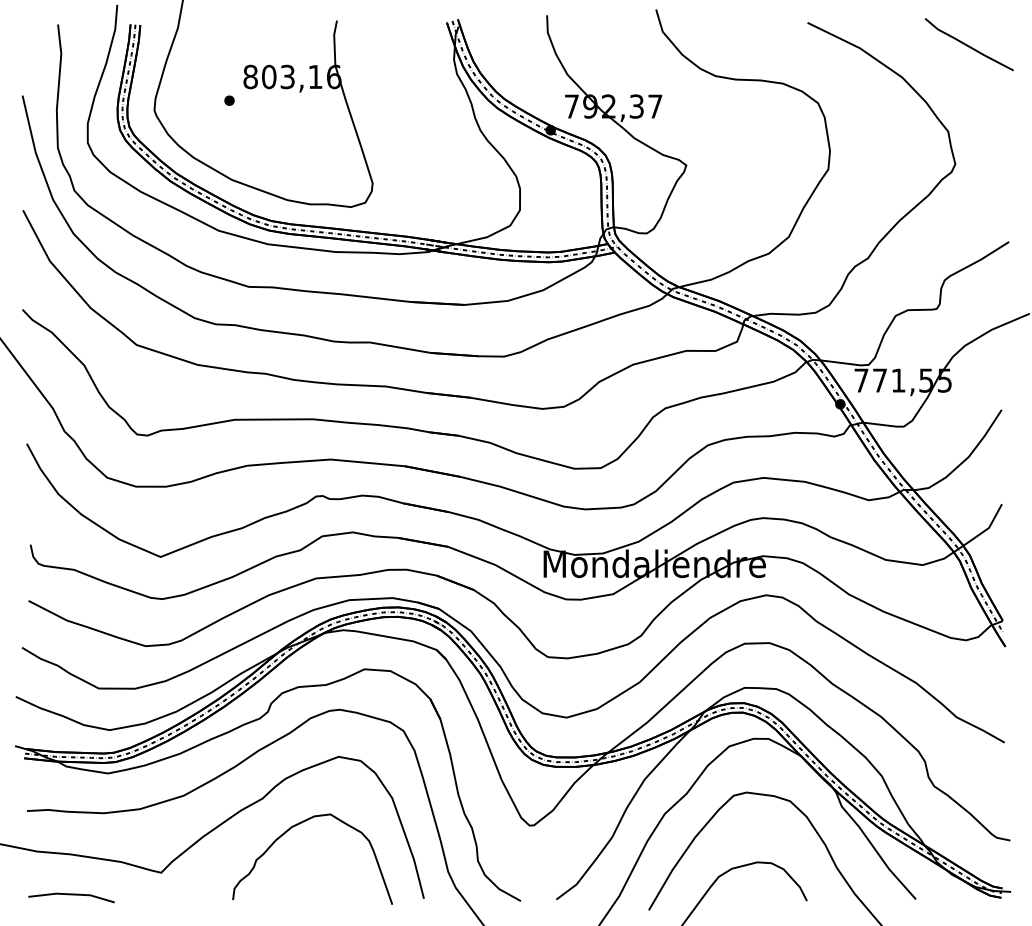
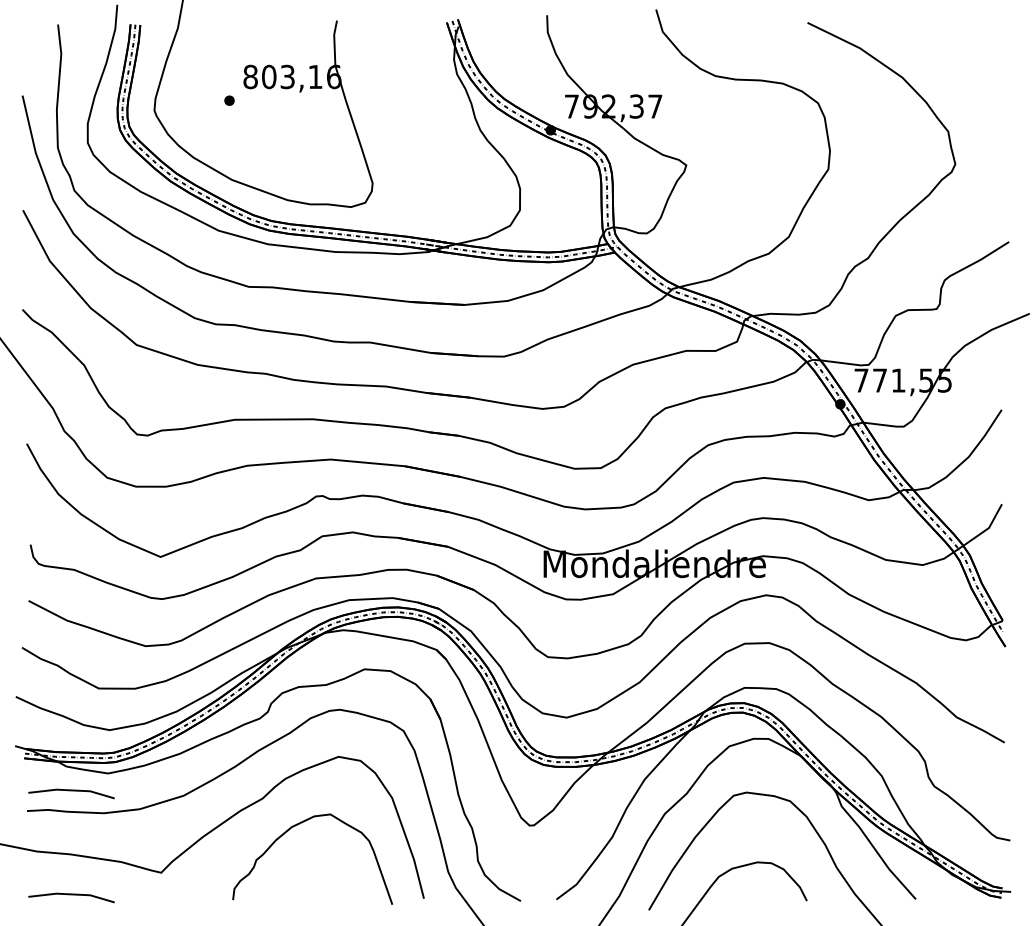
line: present -> none (967, 44)
line: none -> present (71, 791)
